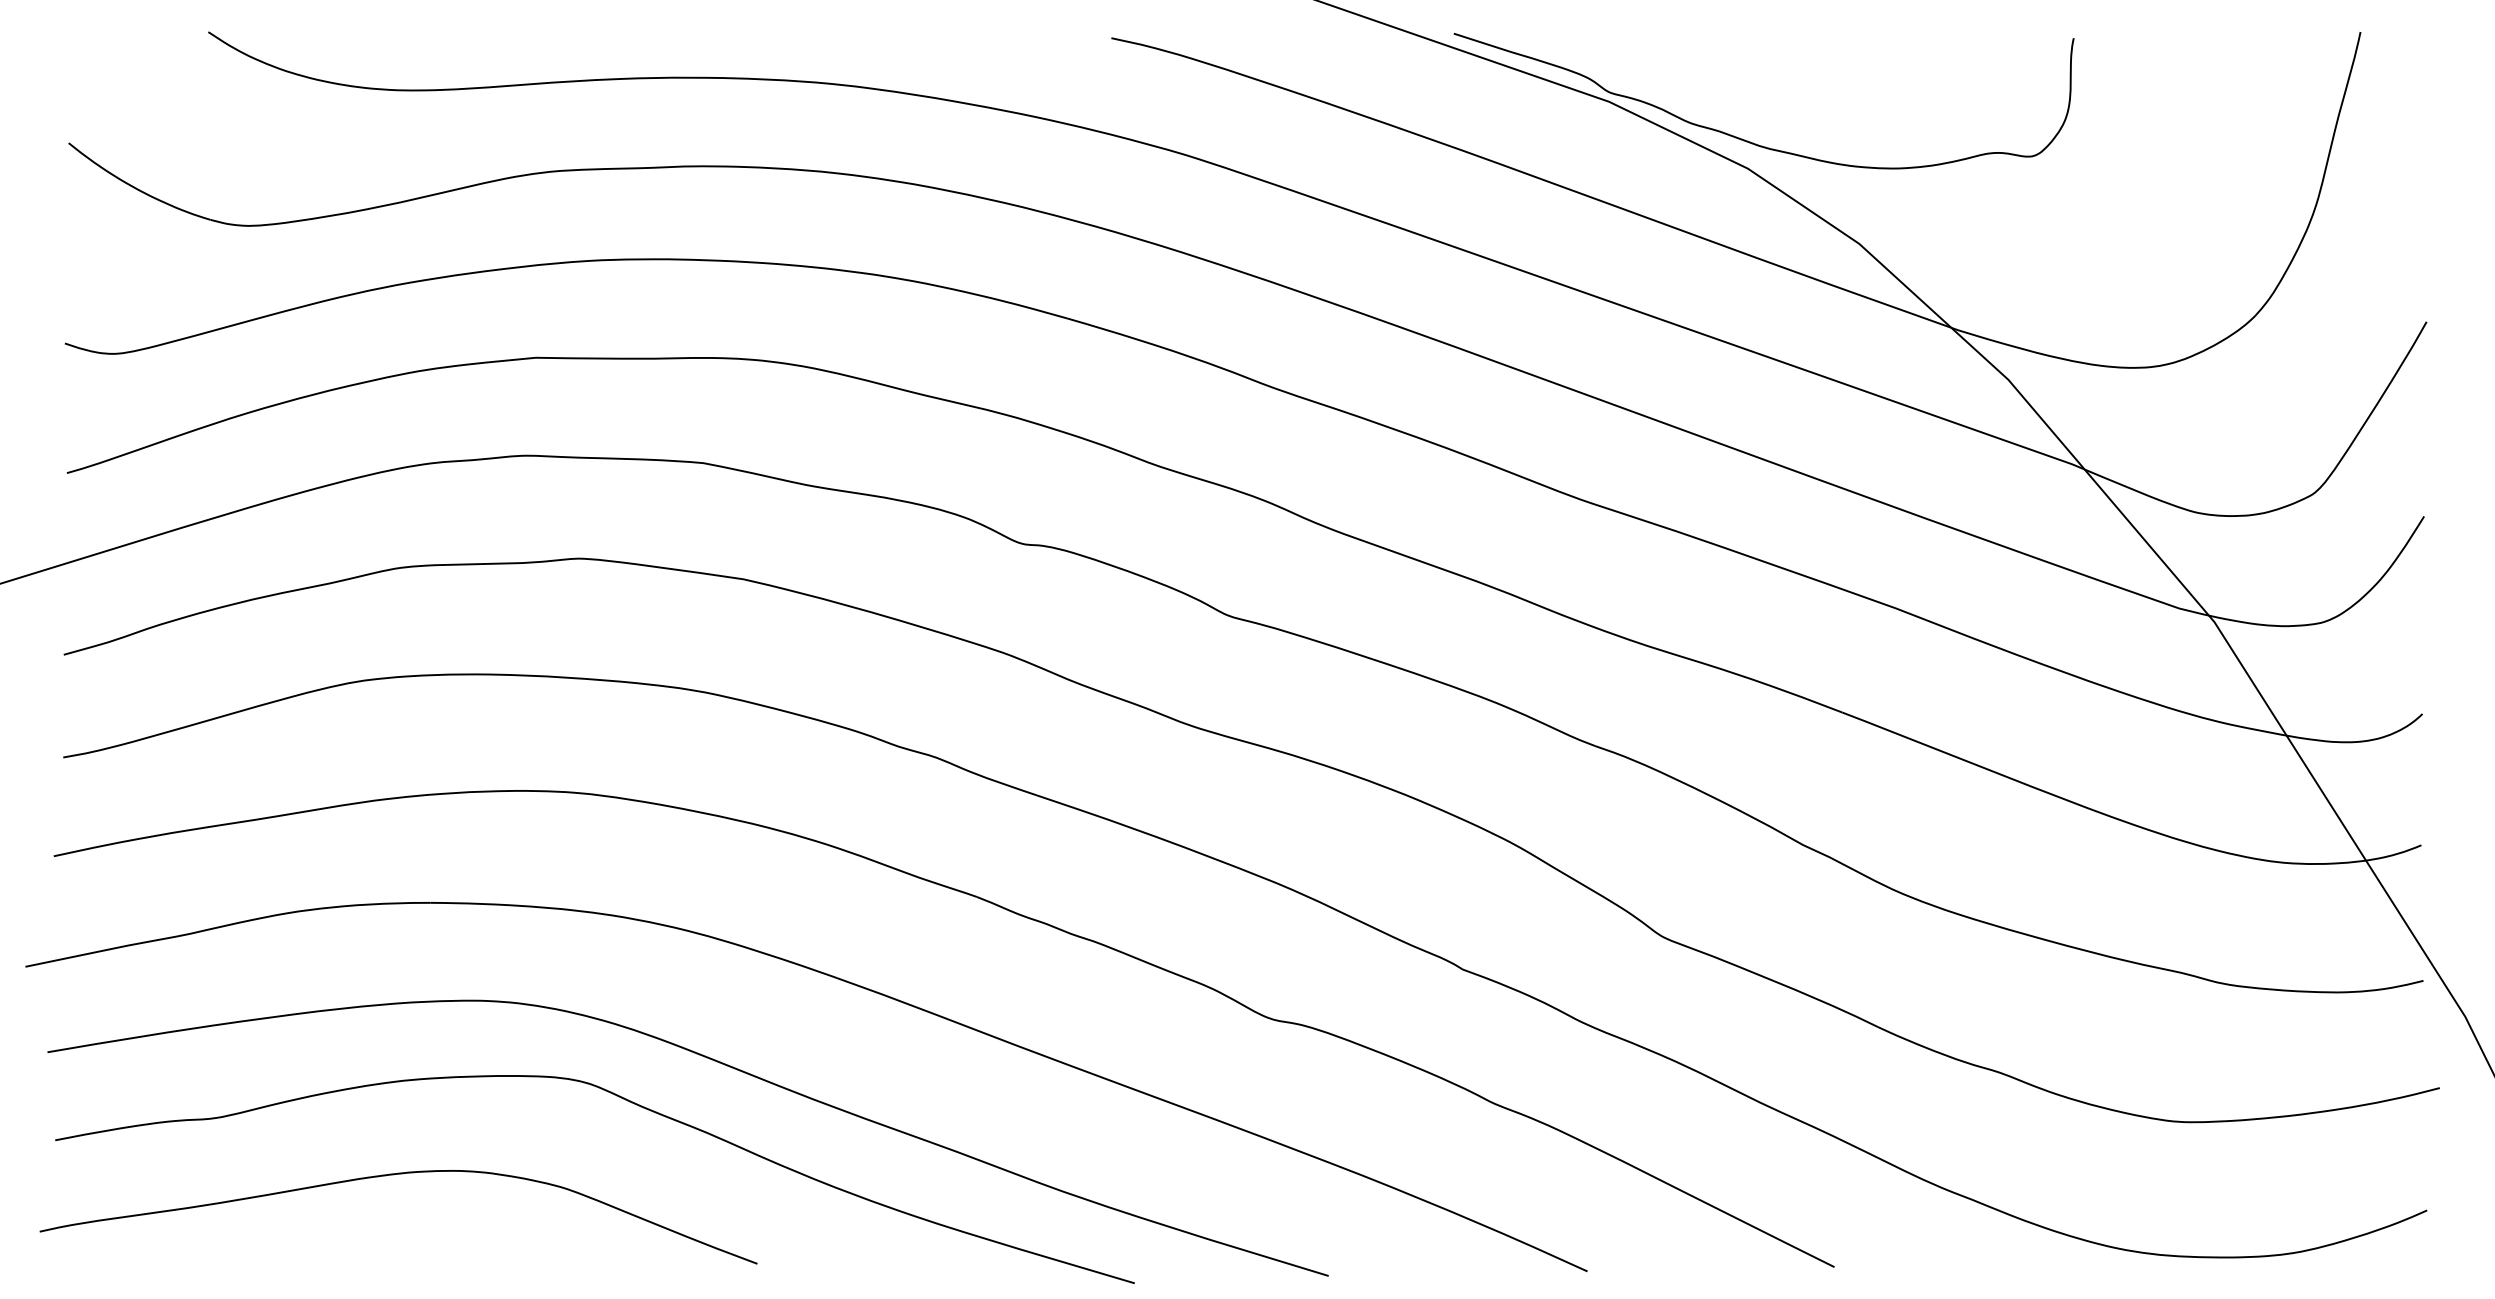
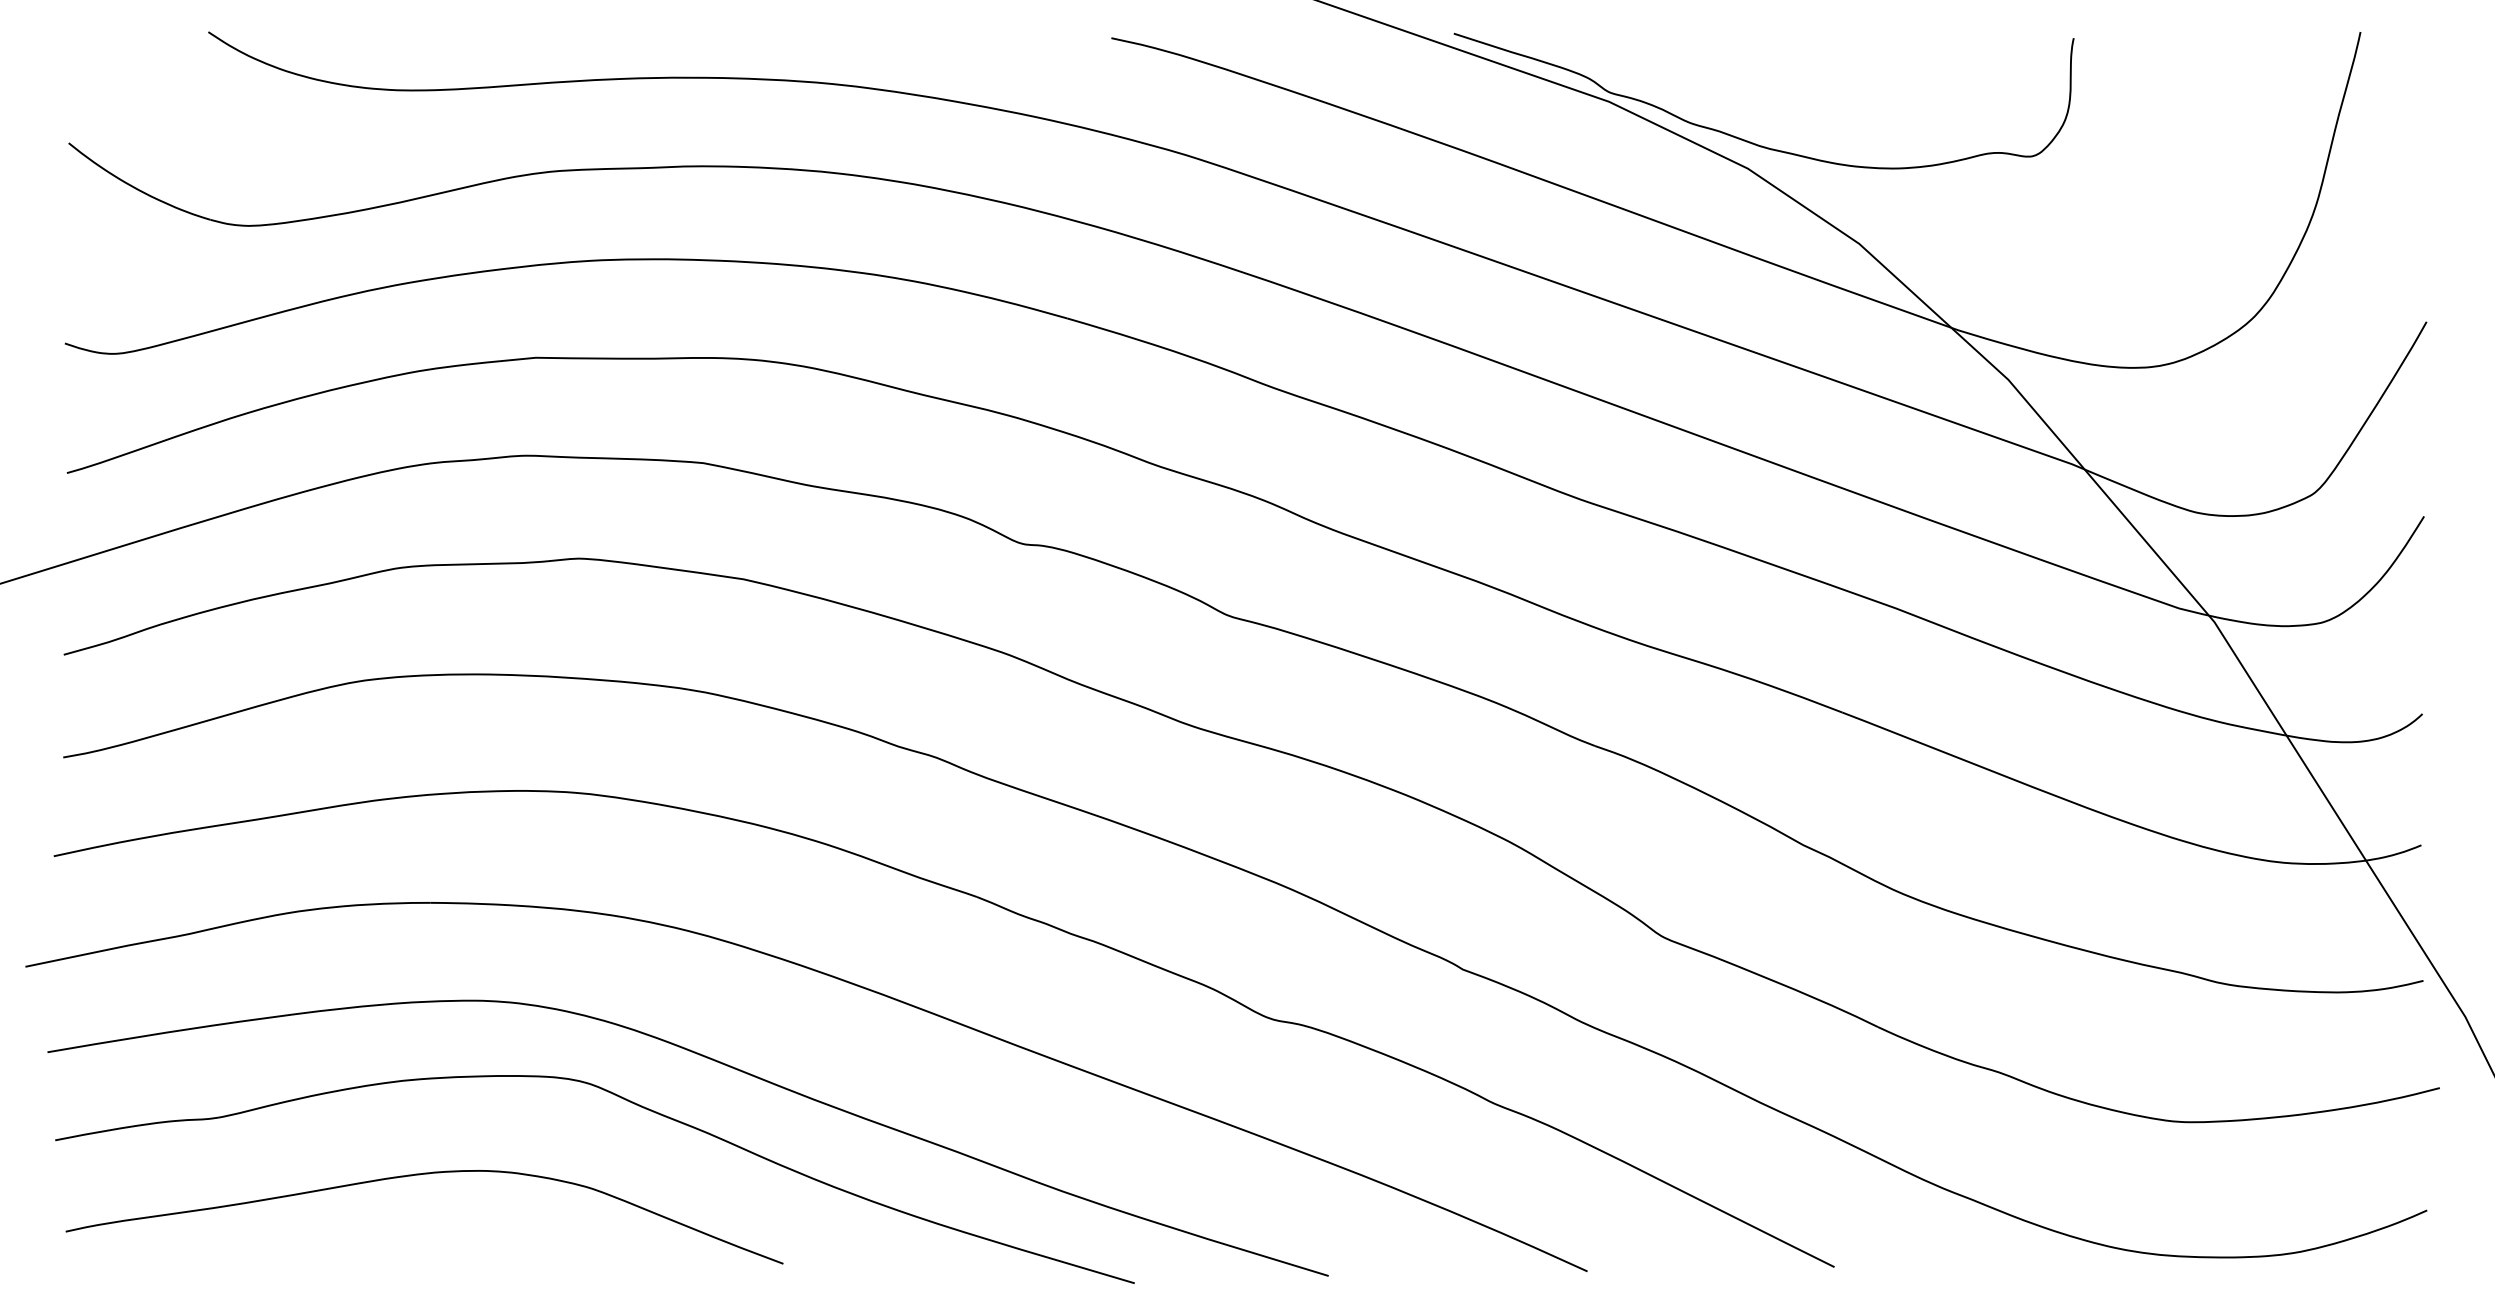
curve position: (394, 1175) -> (420, 1175) (420, 1175)
